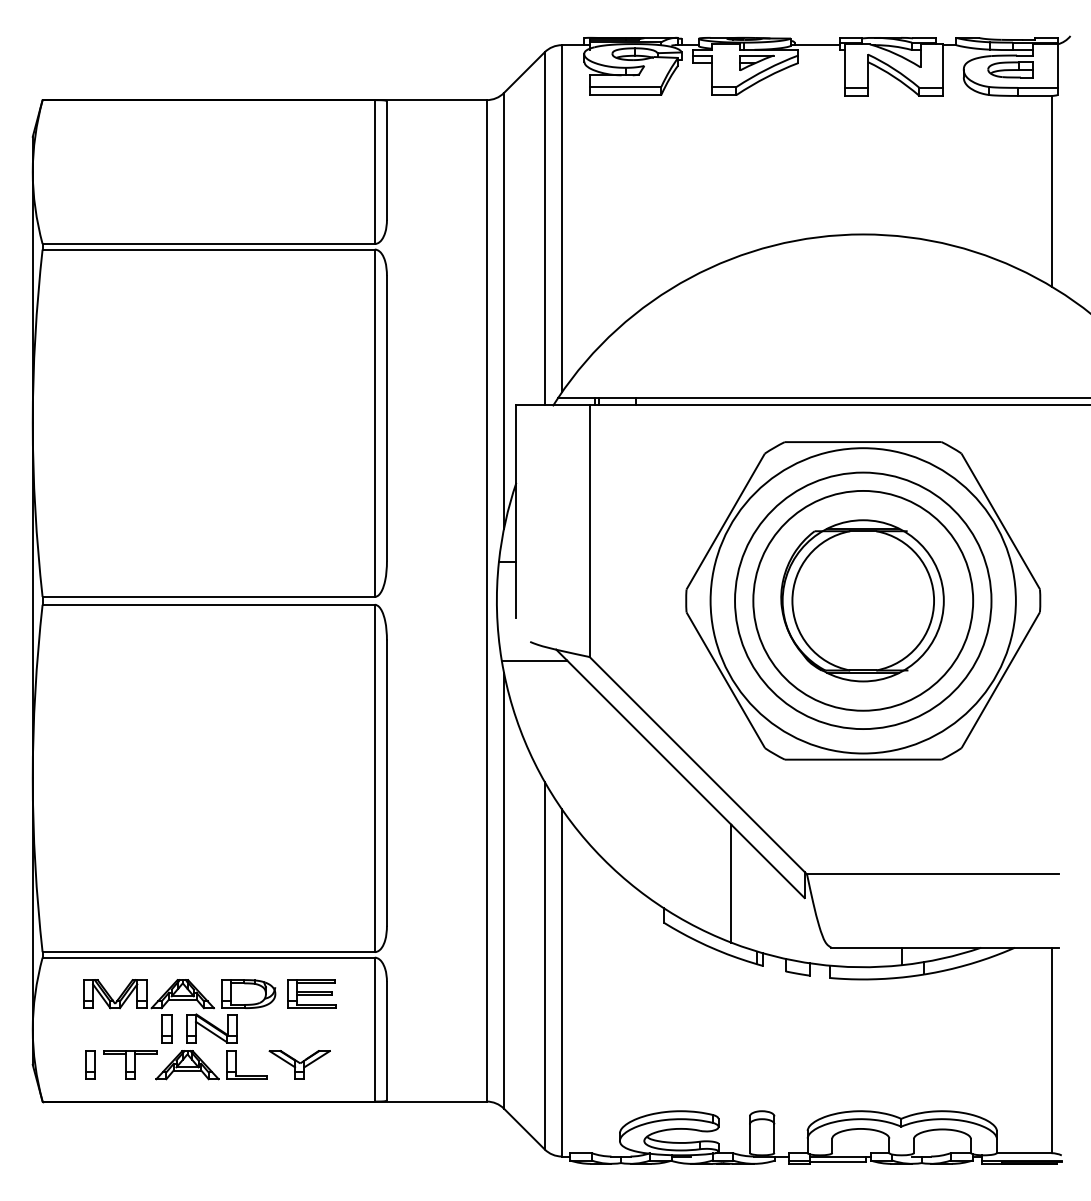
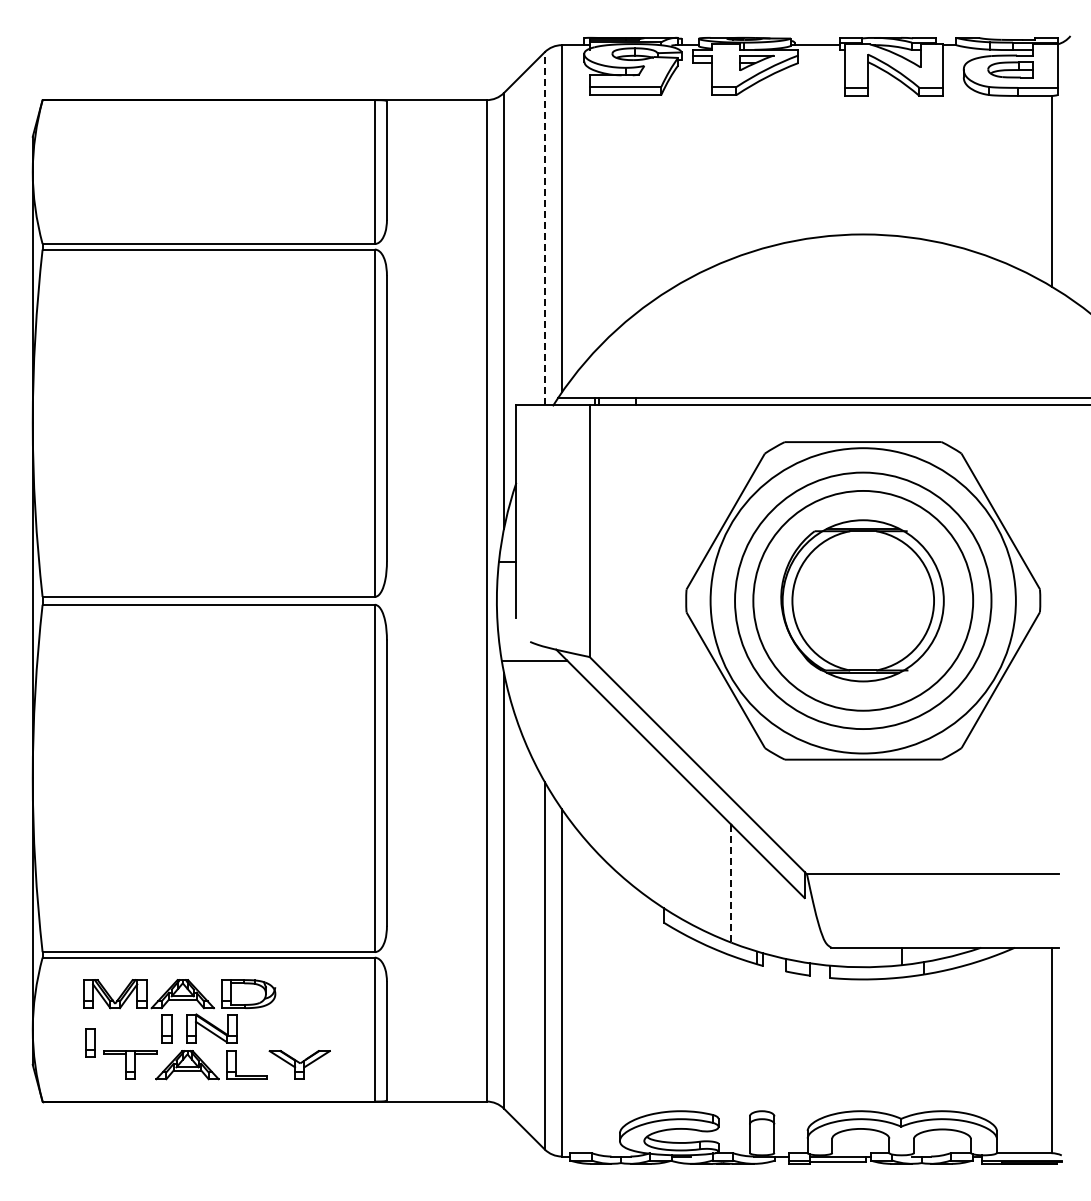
line: solid -> dashed (544, 228)
line: solid -> dashed (731, 883)
part: present -> none (311, 993)
part position: (90, 1064) -> (90, 1042) (90, 1042)
